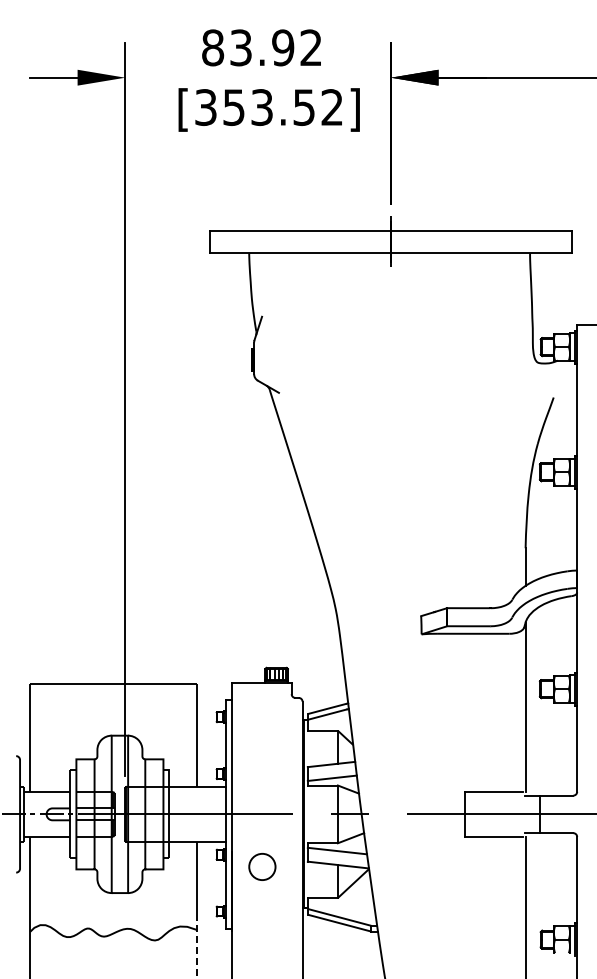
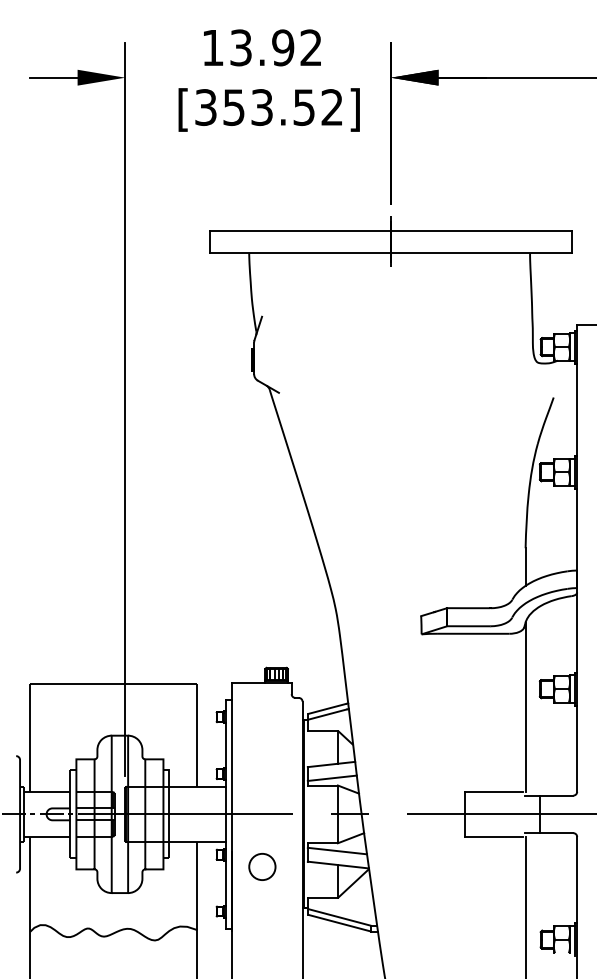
text: 83.92 -> 13.92 (213, 47)
line: dashed -> solid (197, 945)
